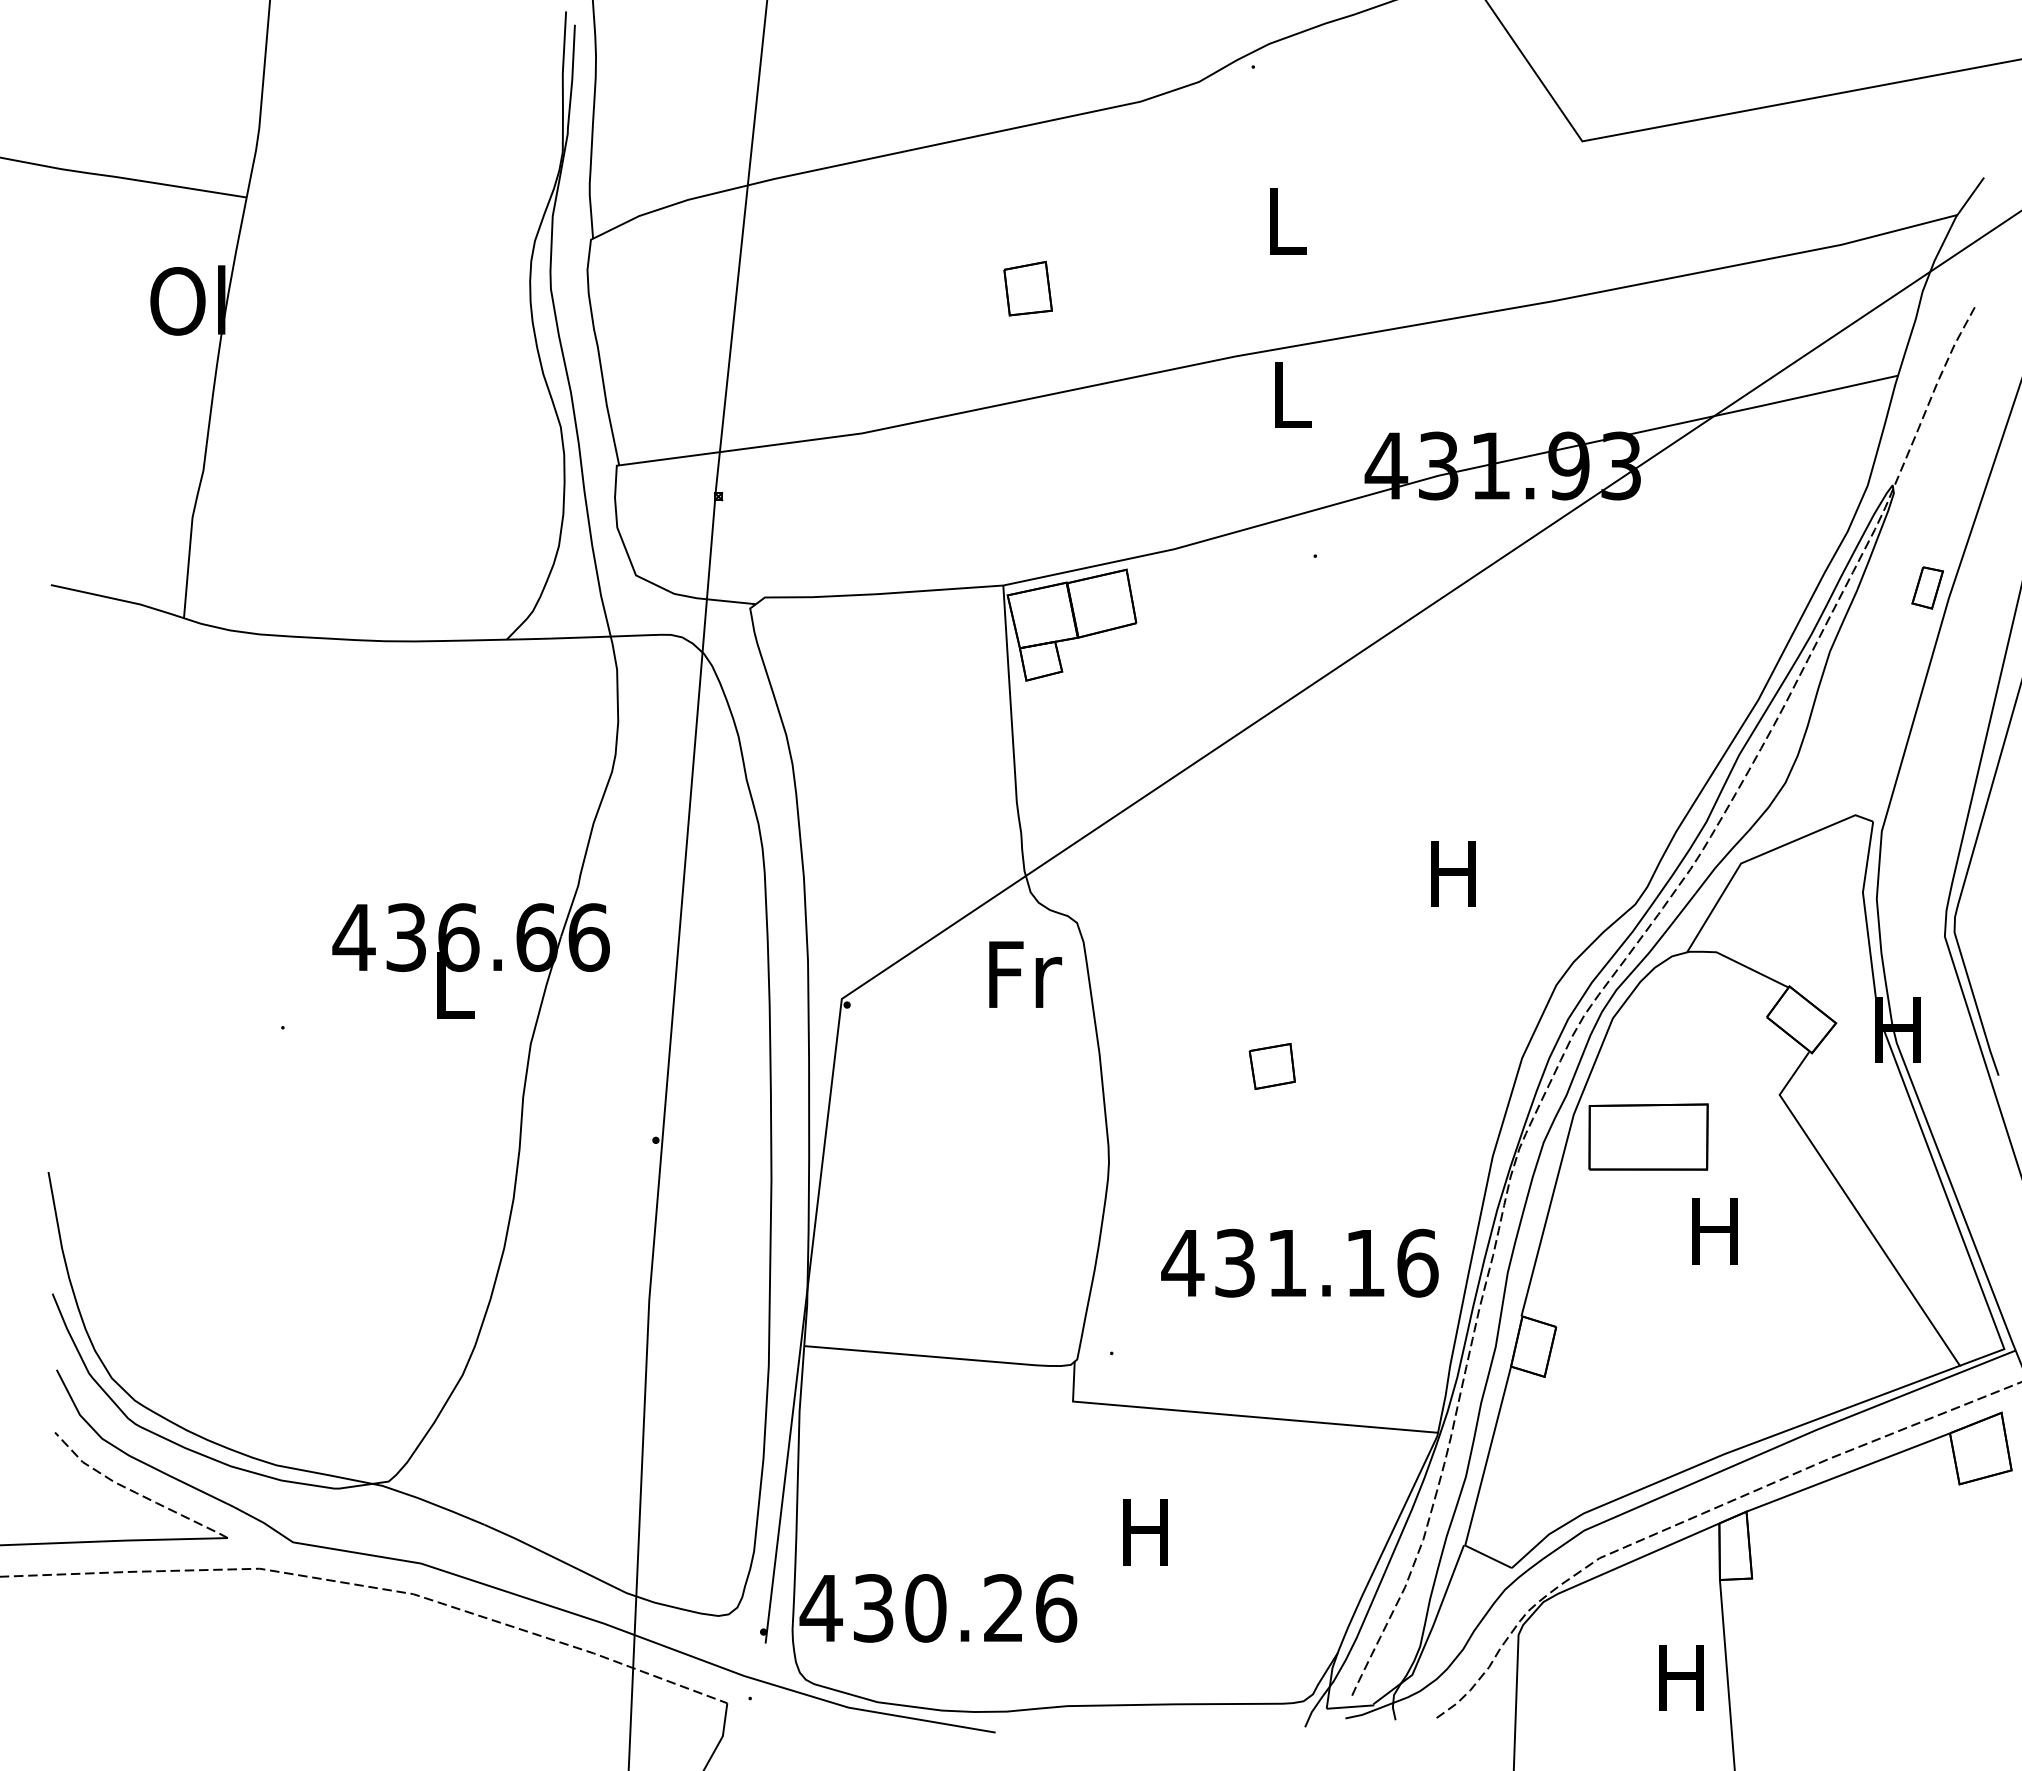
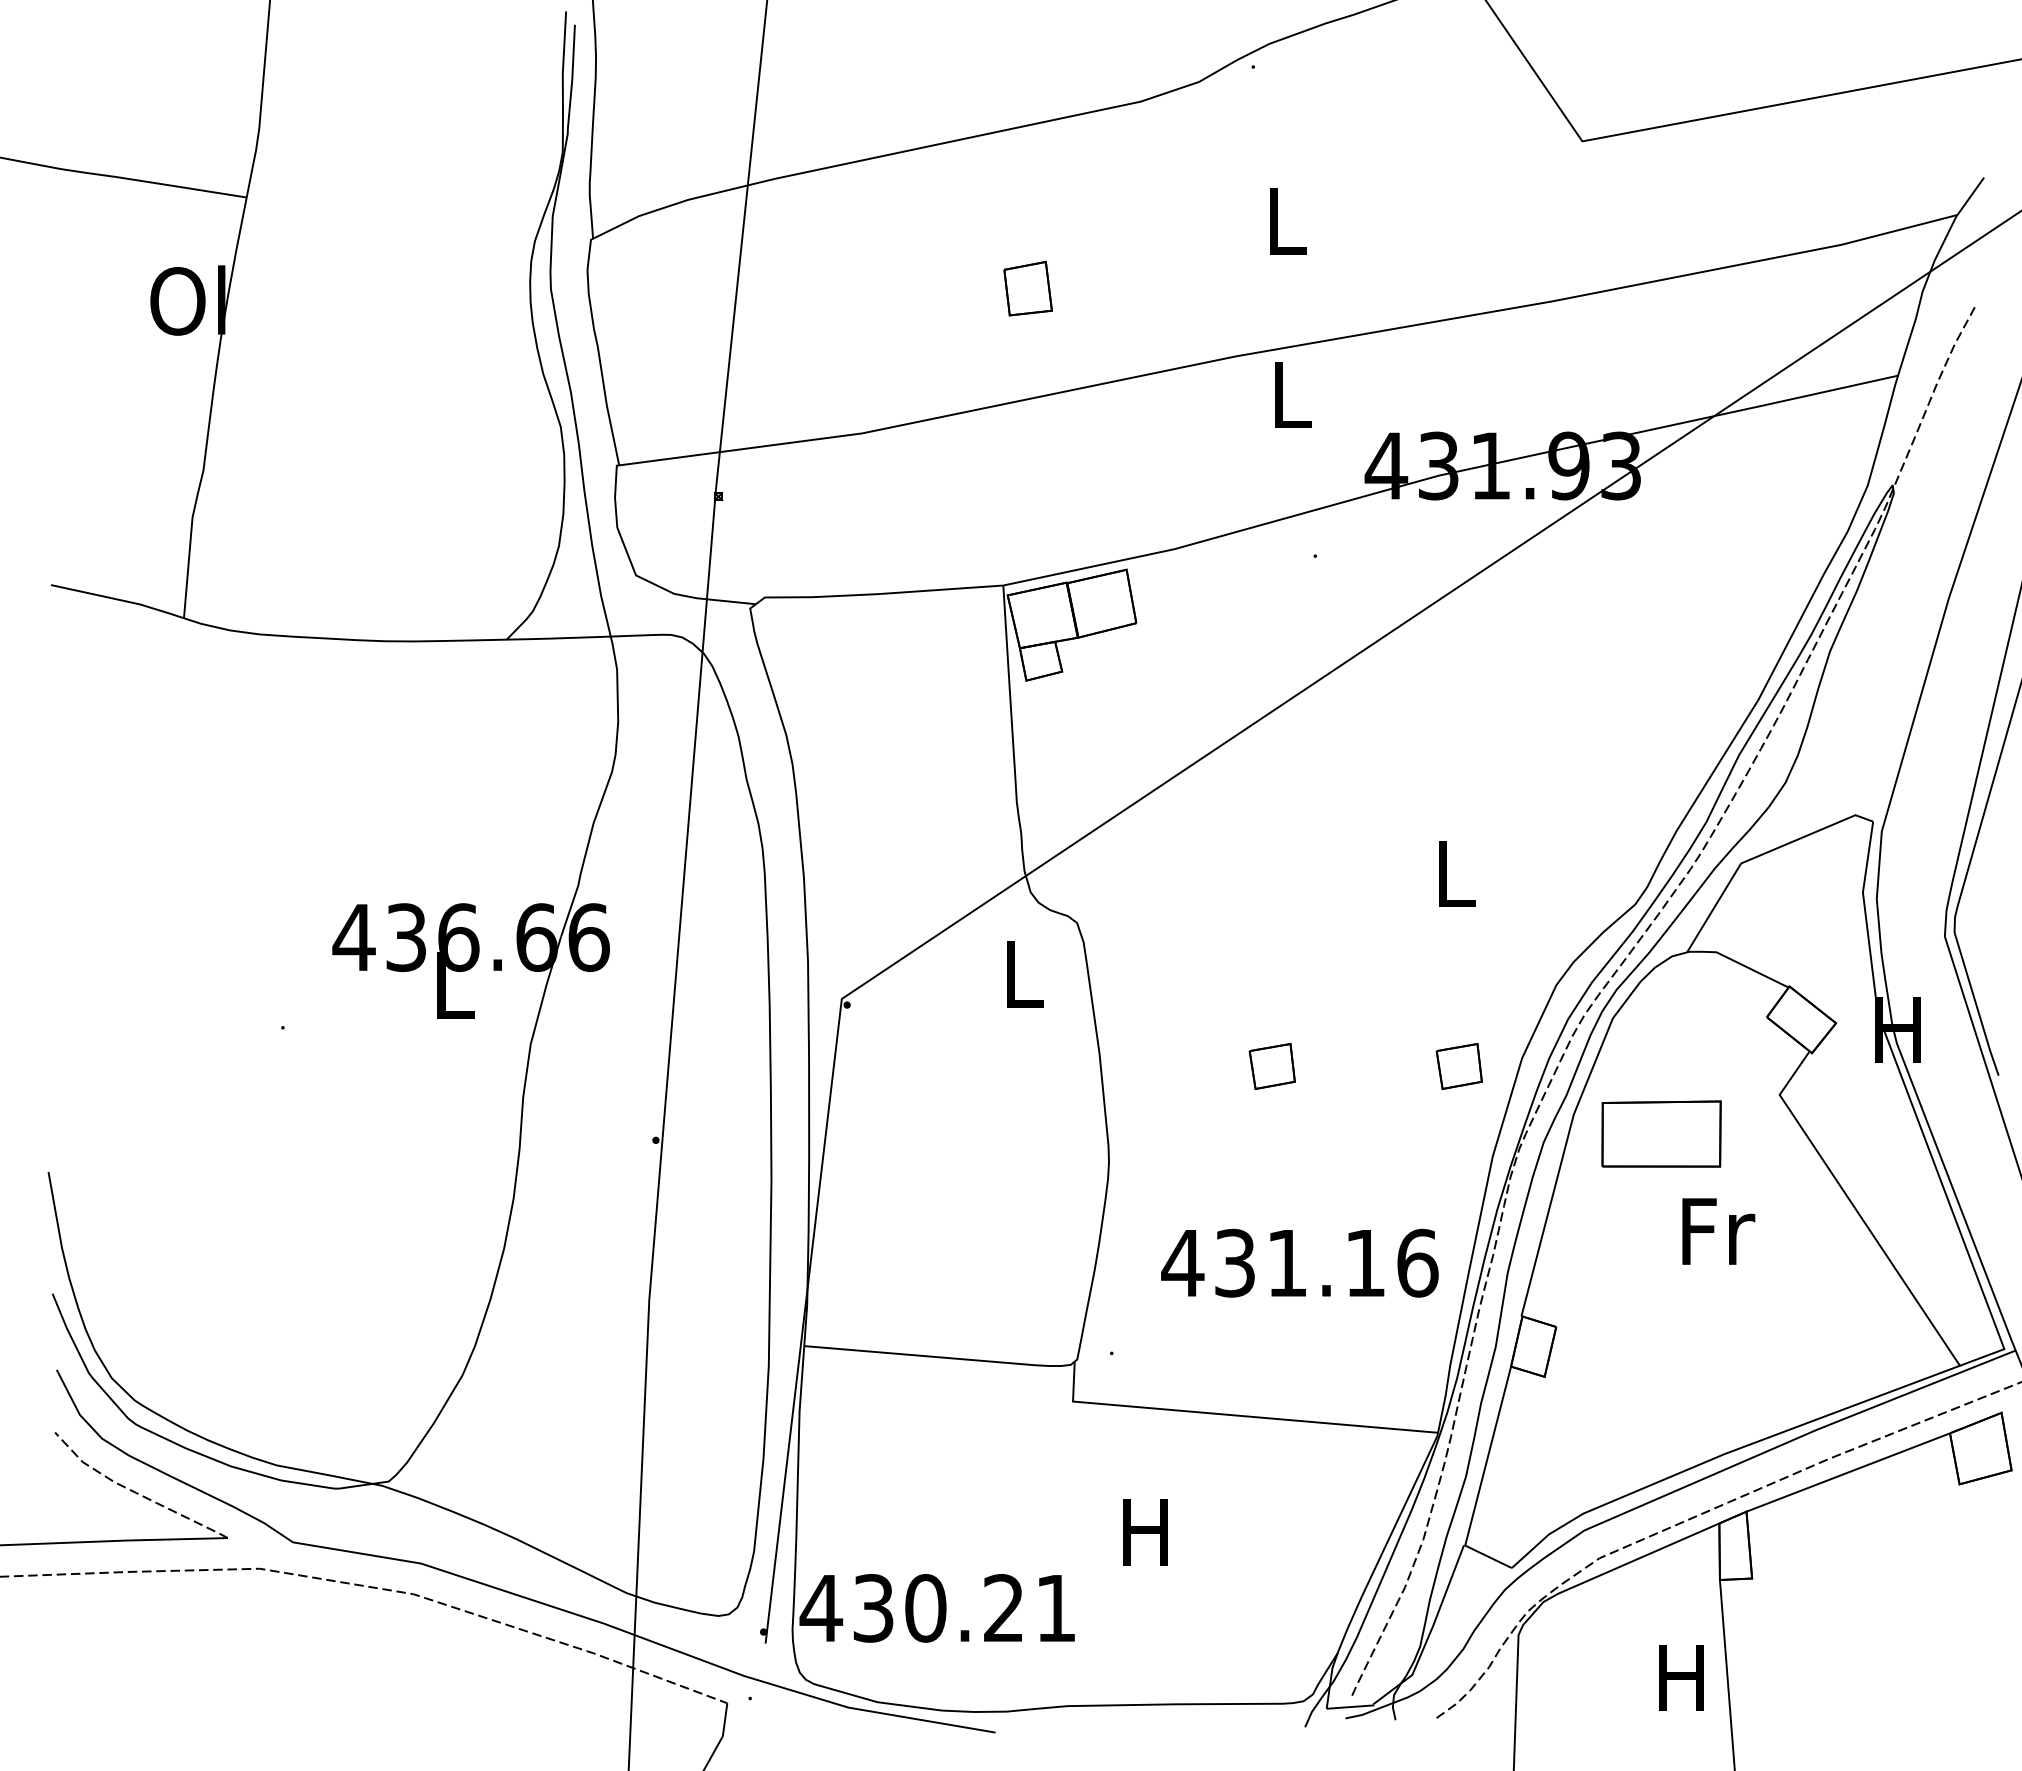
part: present -> none (1927, 587)
text: H -> L (1453, 873)
text: Fr -> L (1025, 974)
part: none -> present (1458, 1066)
part position: (1648, 1136) -> (1661, 1133) (1661, 1133)
text: H -> Fr (1718, 1231)
text: 430.26 -> 430.21 (1056, 1608)
